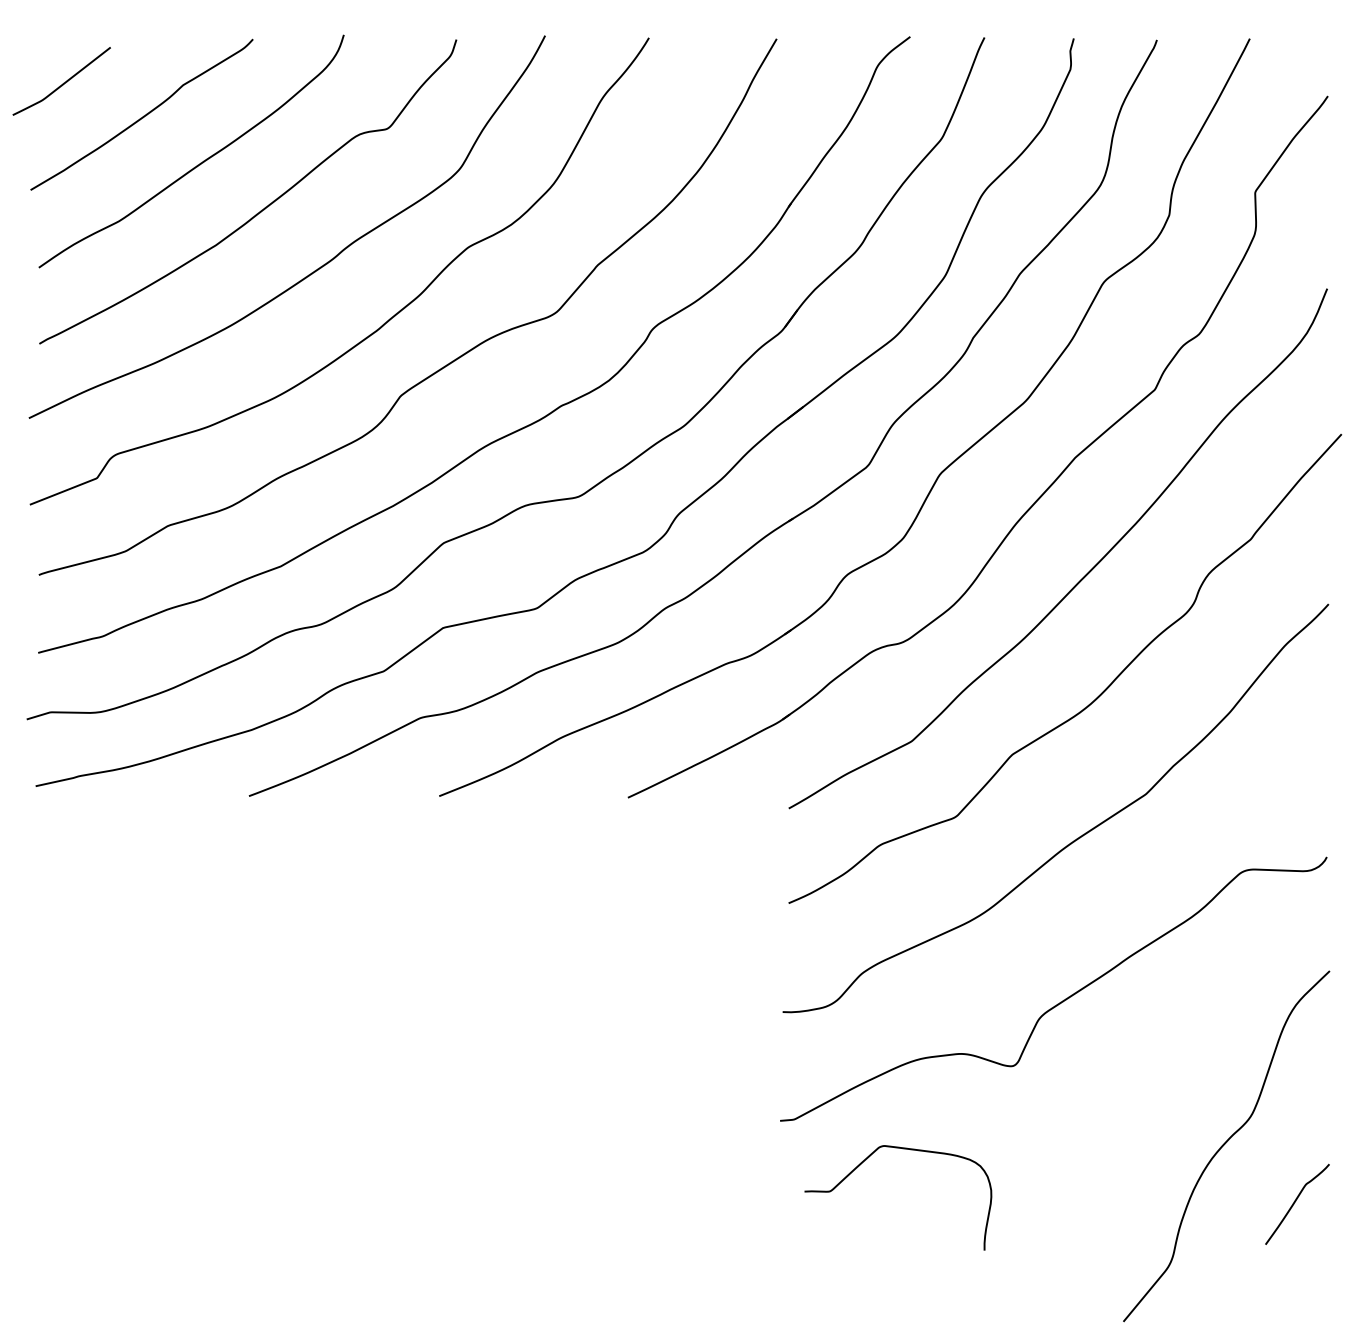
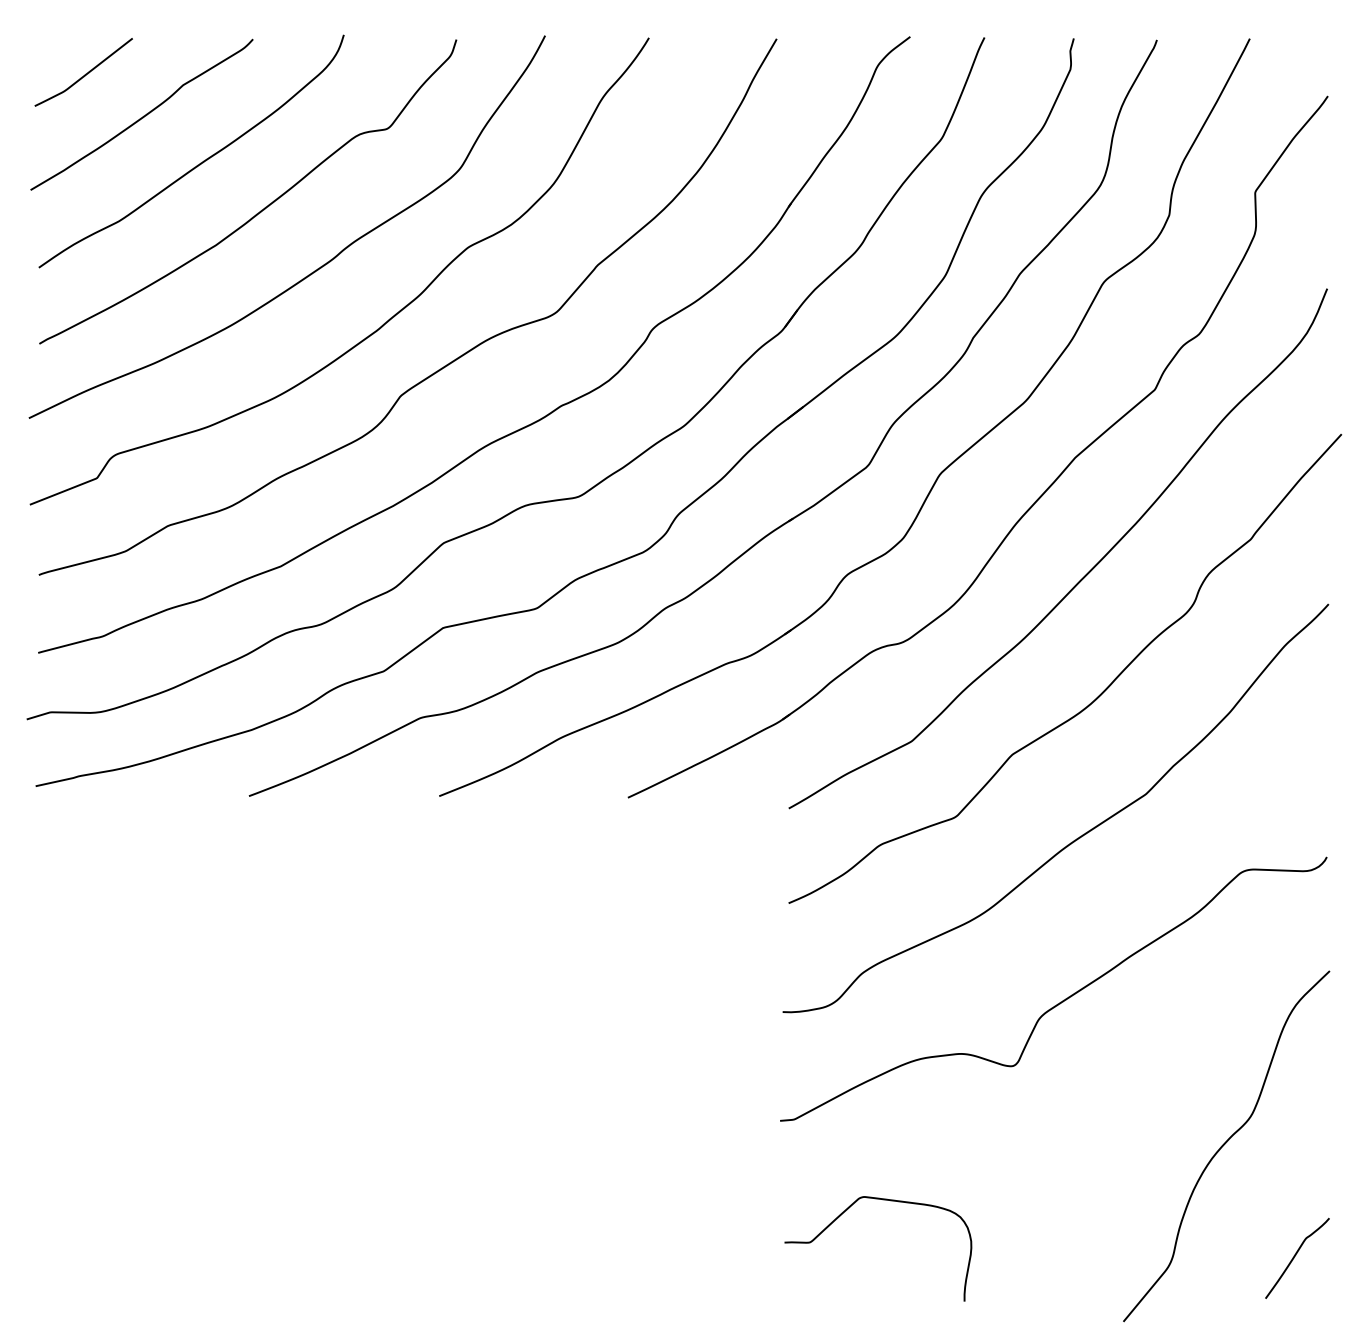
curve position: (63, 82) -> (85, 73) (85, 73)
curve position: (902, 1149) -> (882, 1200) (882, 1200)
curve position: (1296, 1201) -> (1296, 1255) (1296, 1255)
